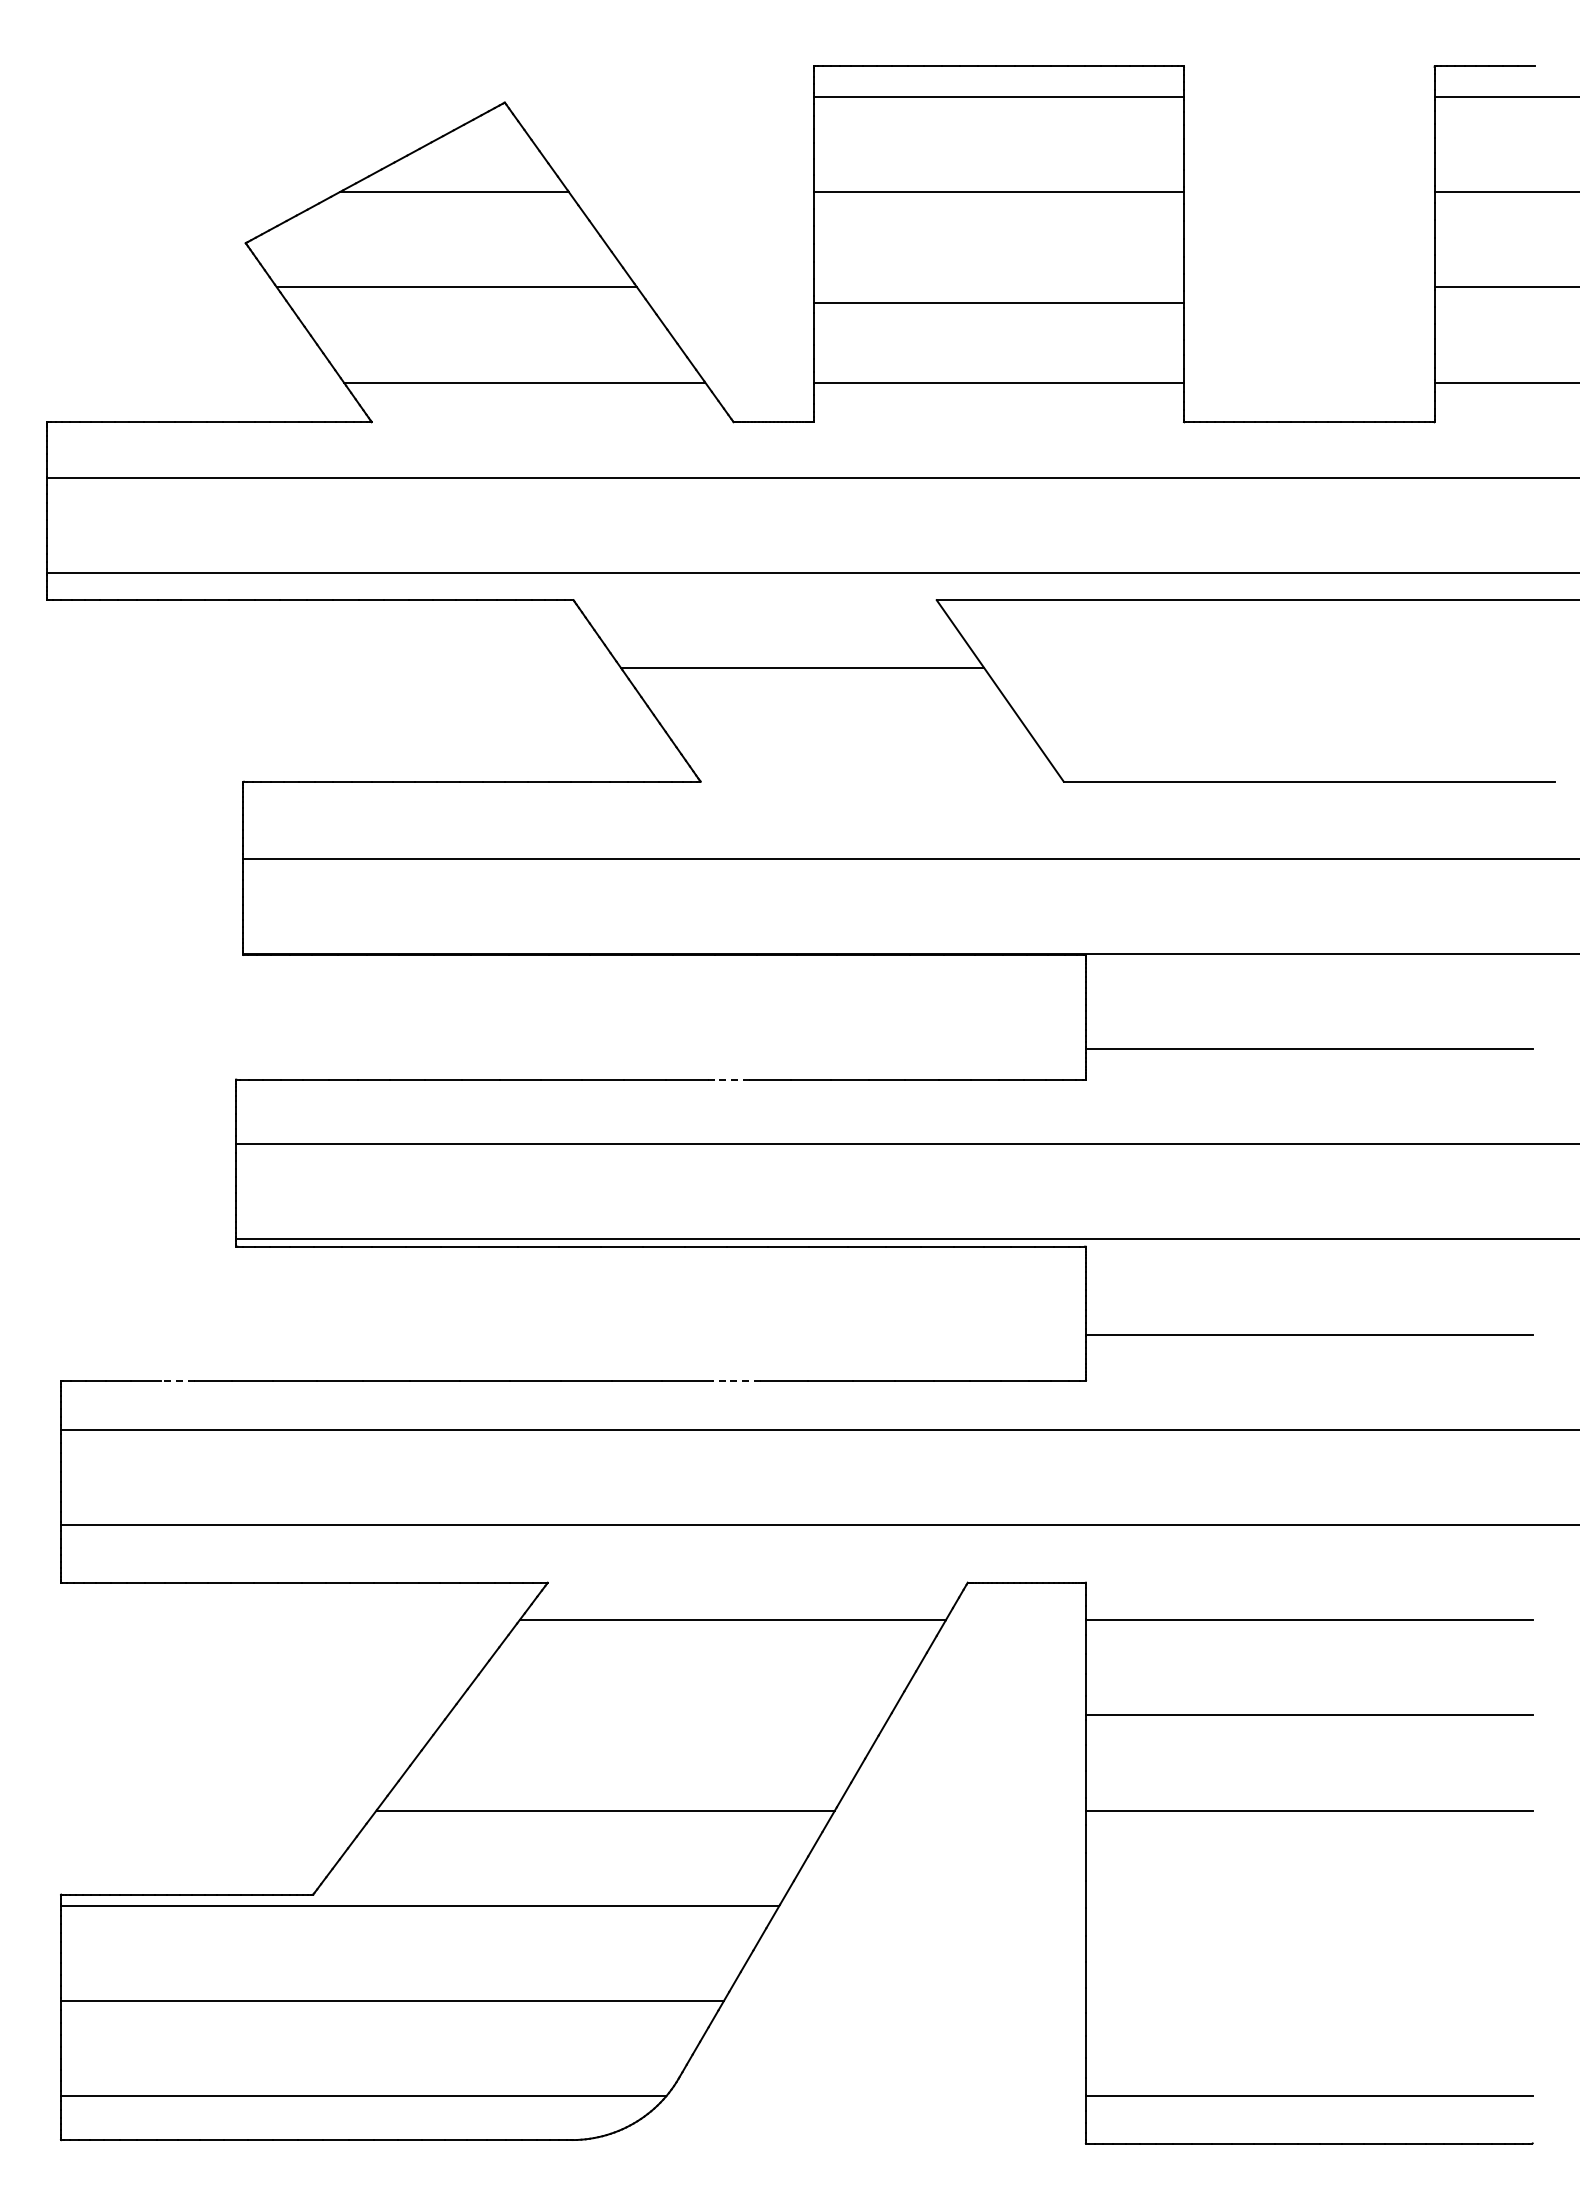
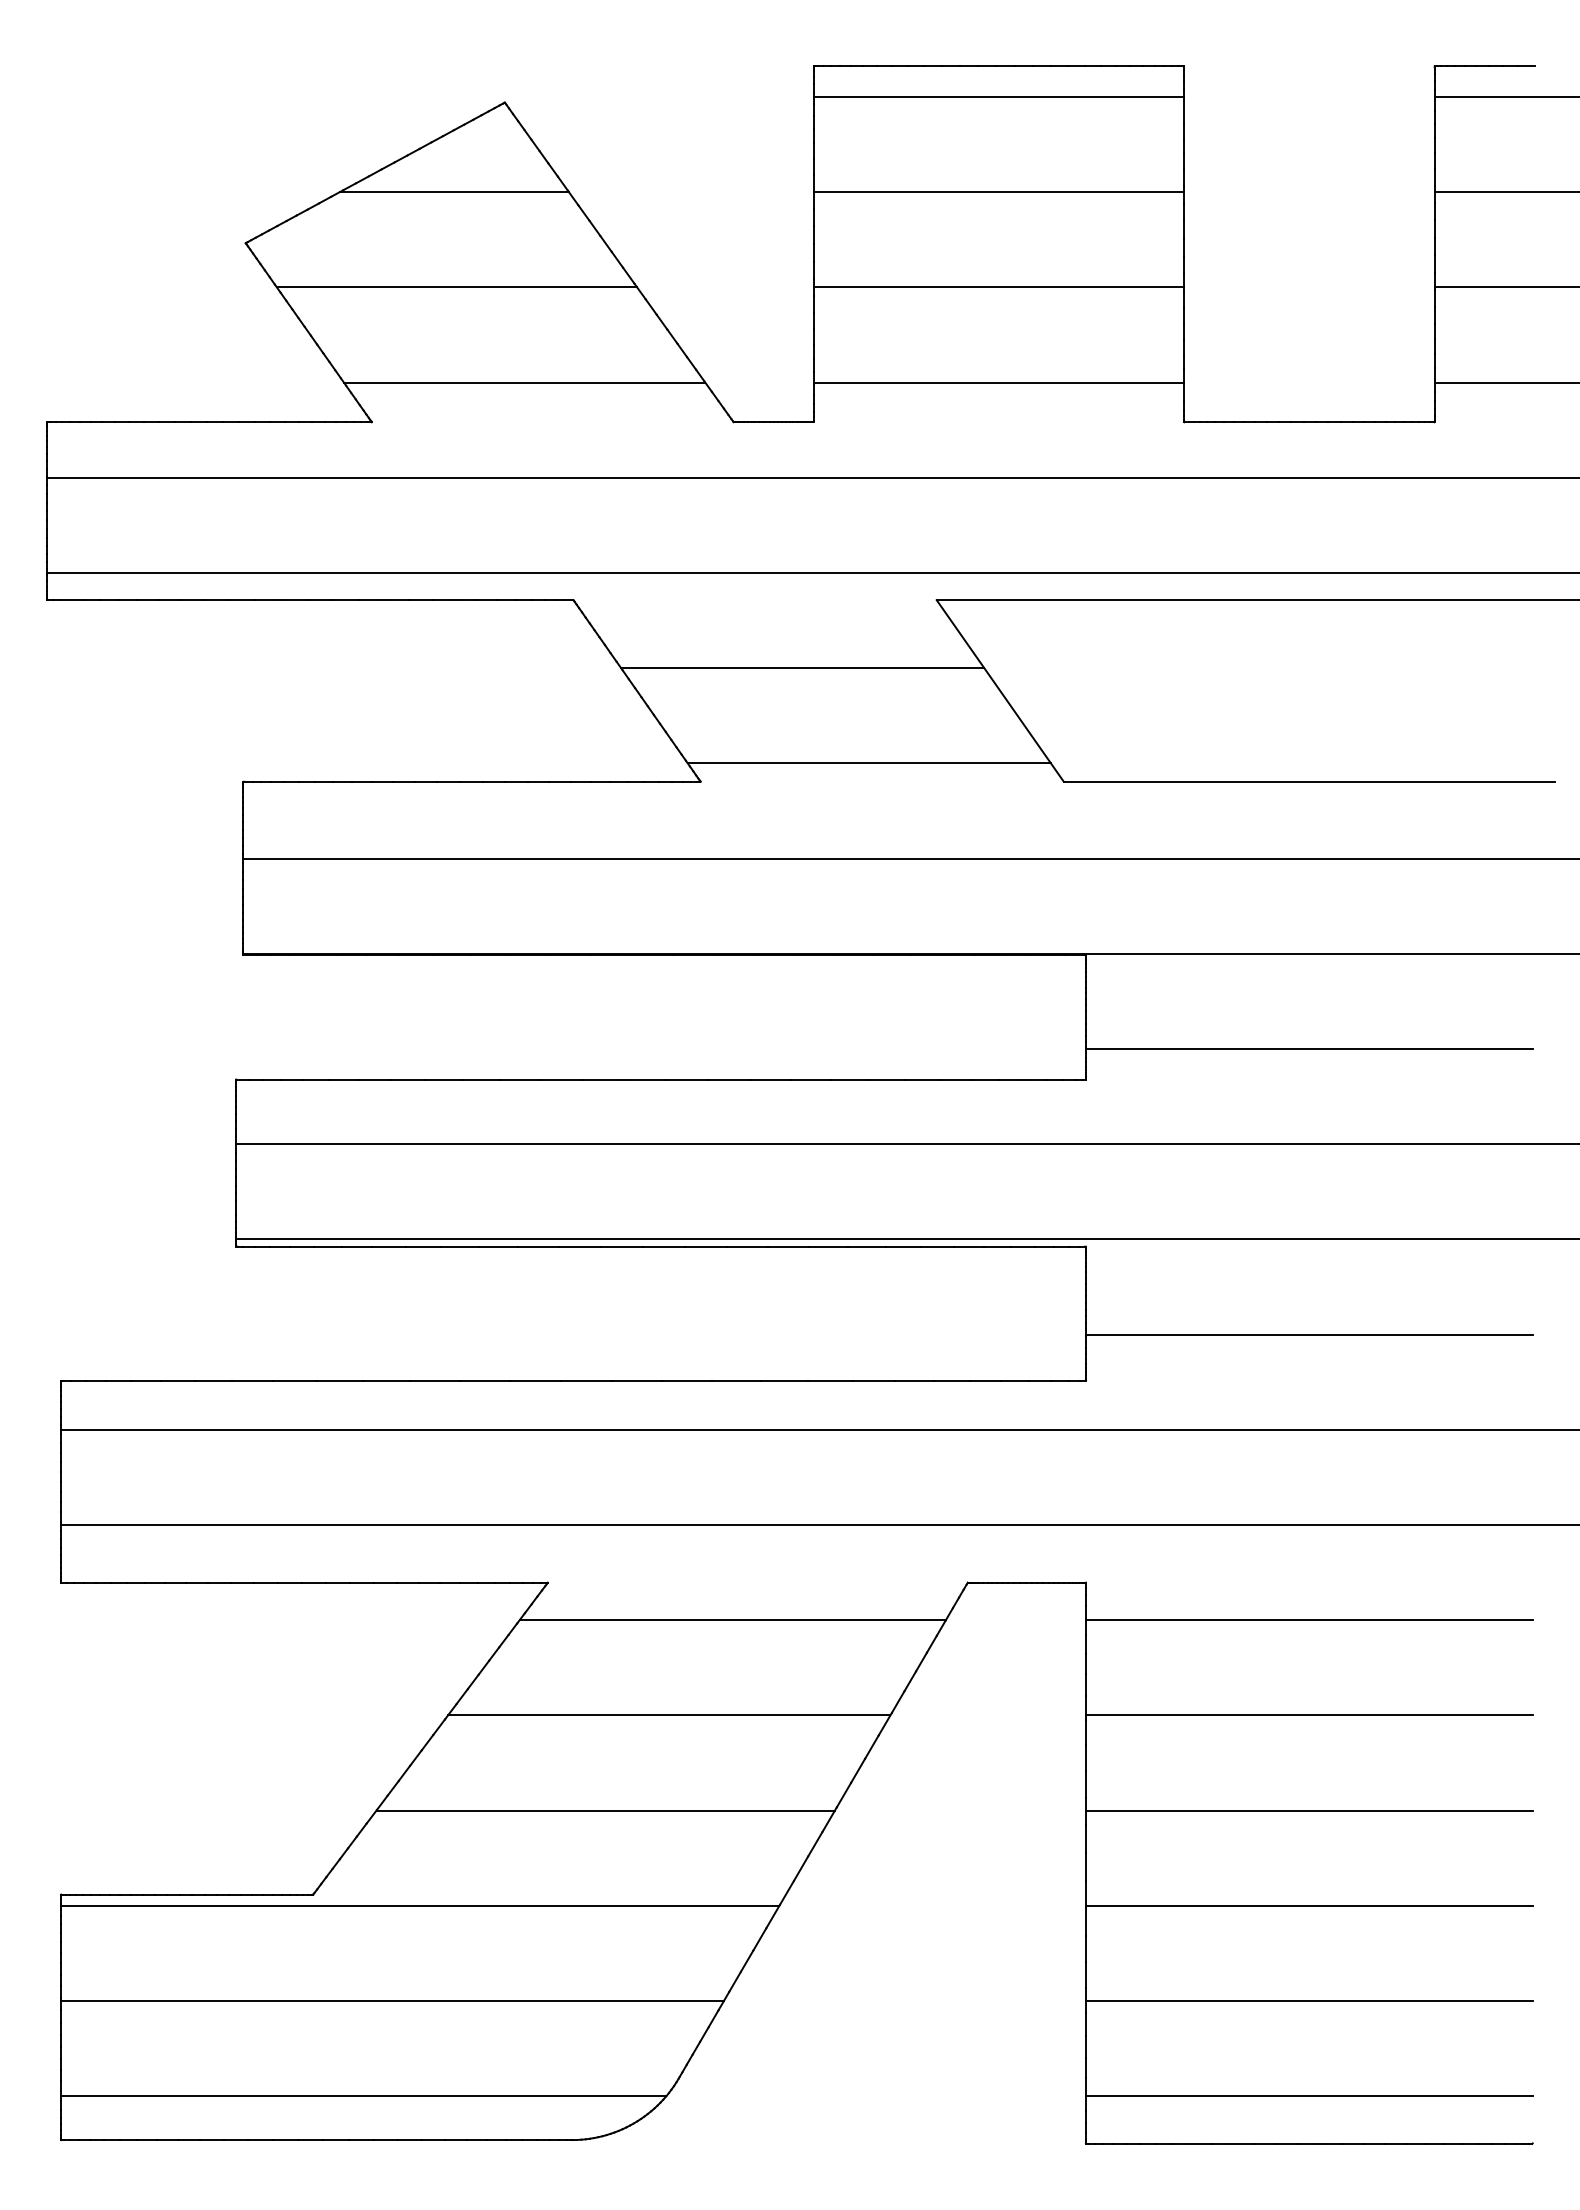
line position: (998, 303) -> (998, 287) (998, 287)
line: none -> present (868, 763)
line: dashed -> solid (728, 1079)
line: dashed -> solid (177, 1380)
line: dashed -> solid (736, 1380)
line: none -> present (669, 1715)
line: none -> present (1309, 1905)
line: none -> present (1309, 2000)
